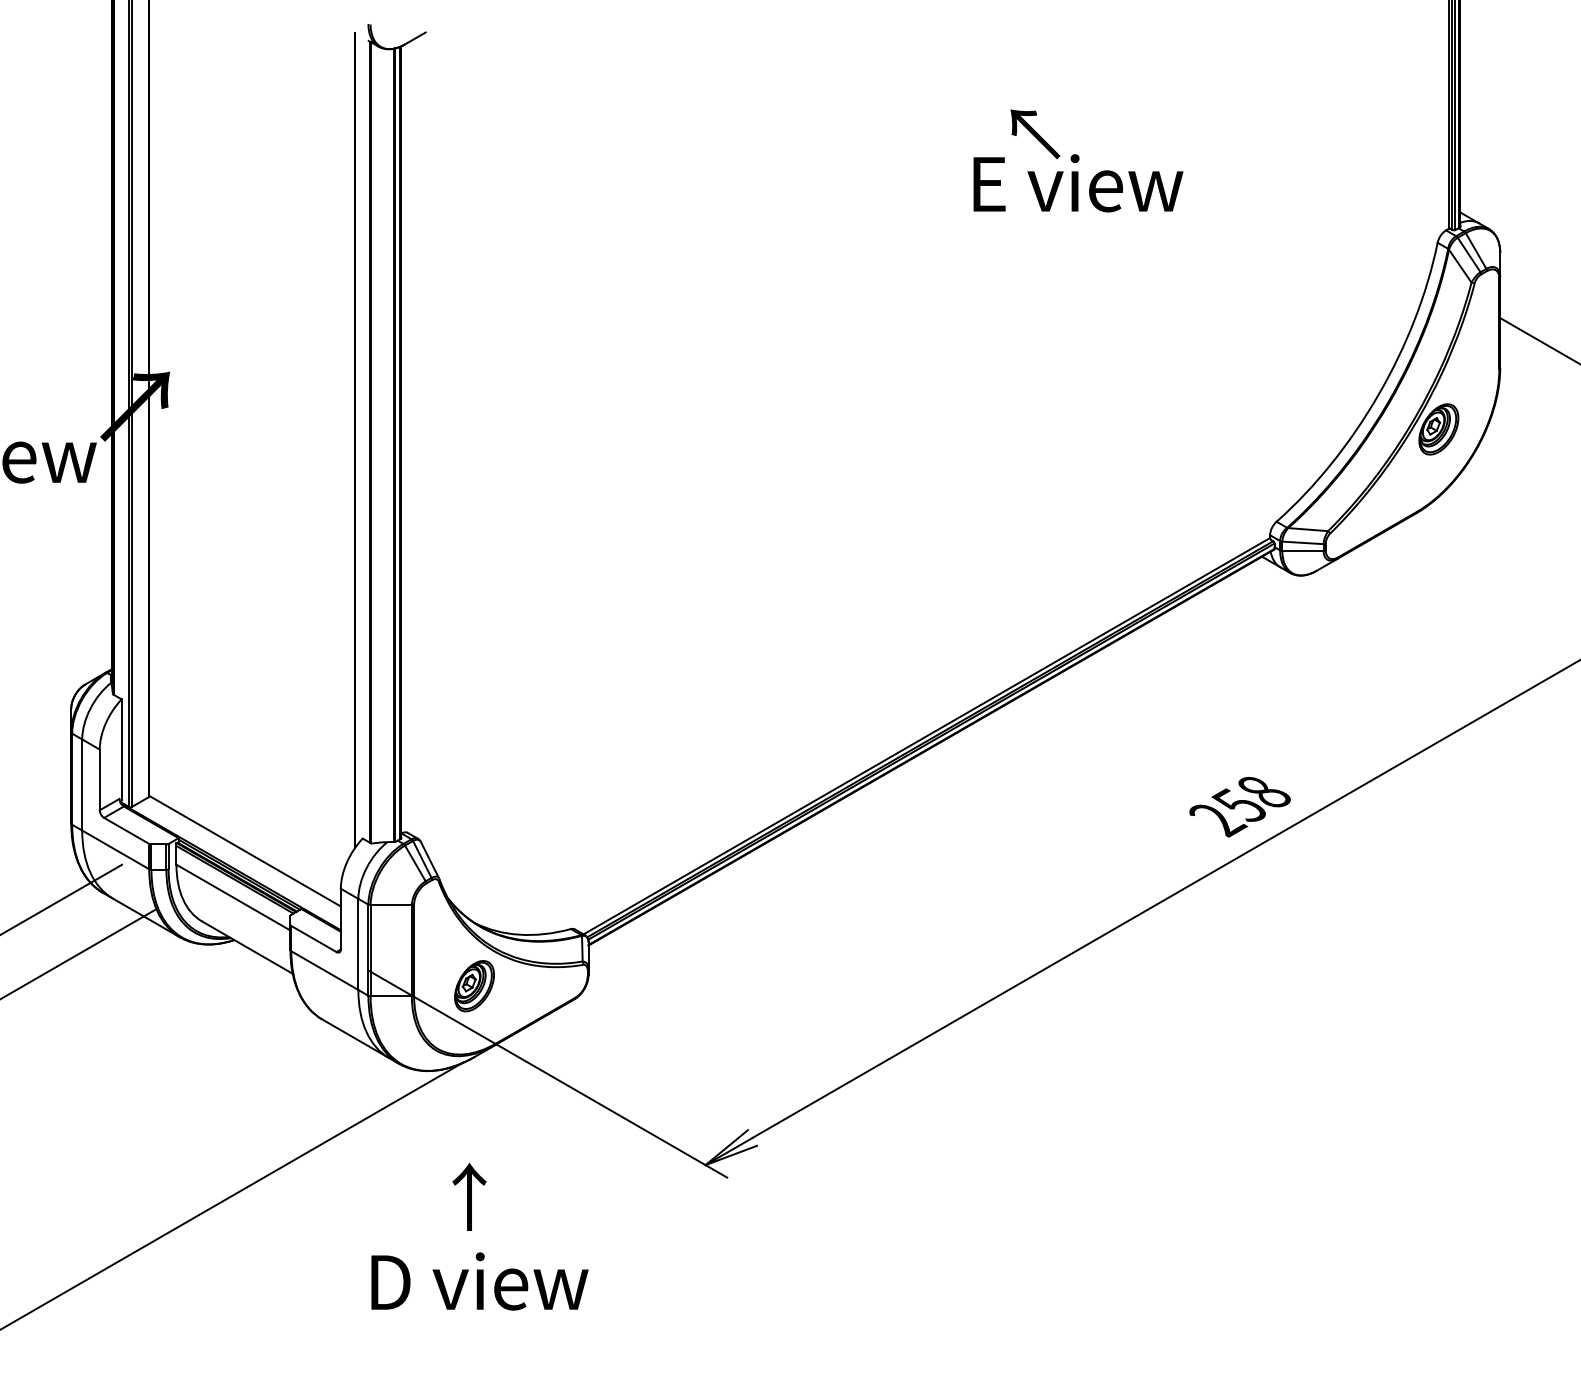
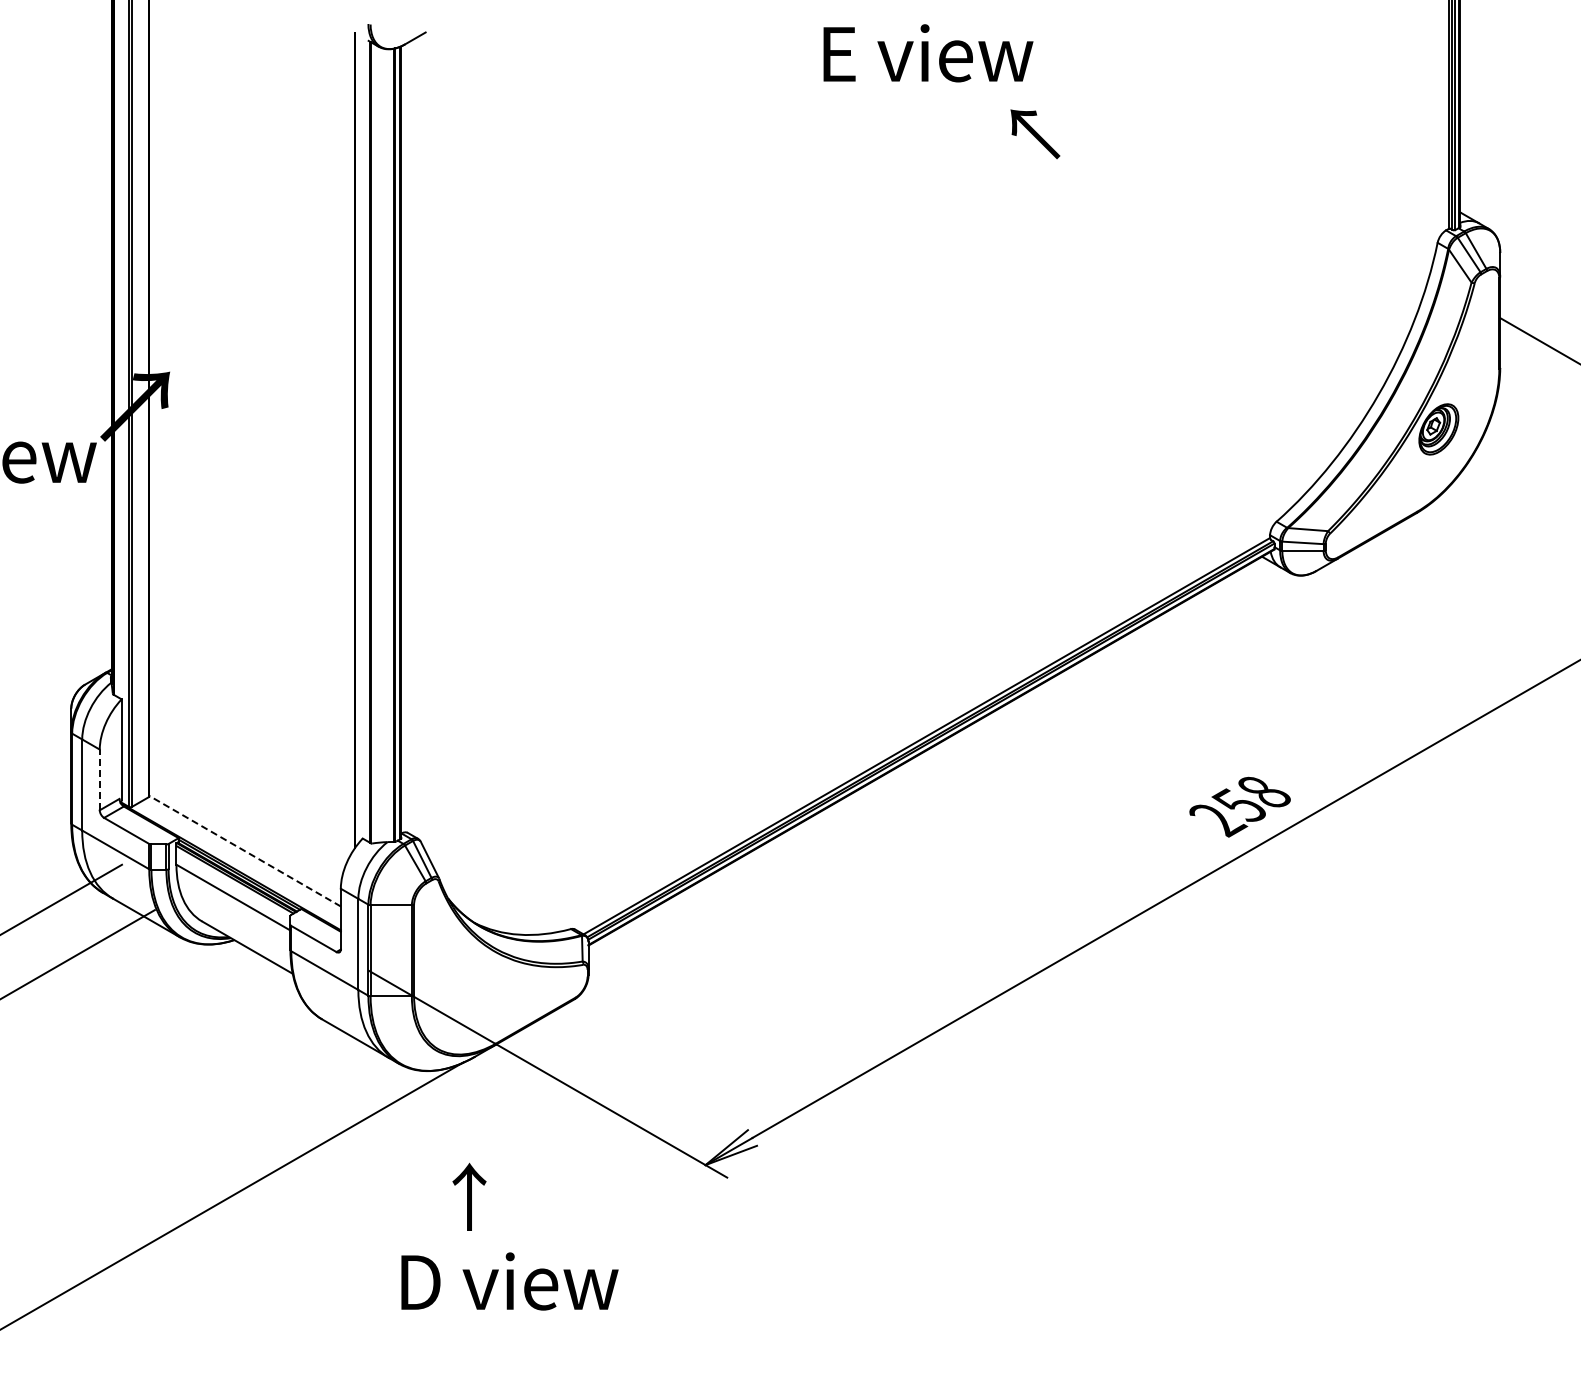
text position: (1078, 183) -> (928, 53) (928, 53)
line: solid -> dashed (99, 779)
line: solid -> dashed (245, 851)
part: present -> none (474, 986)
text position: (479, 1281) -> (509, 1281) (509, 1281)
